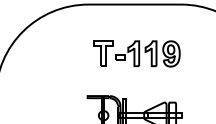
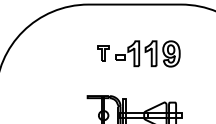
part size: 21x27 px -> 13x17 px (103, 53)
